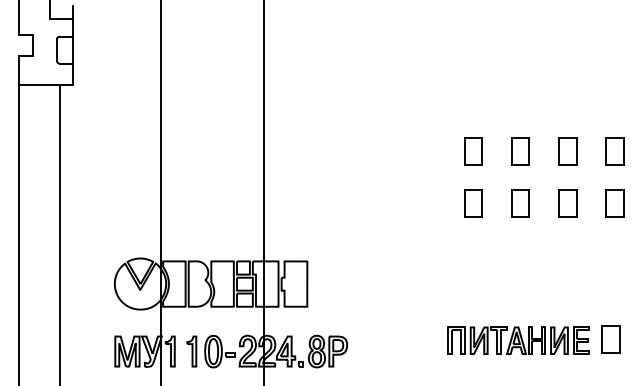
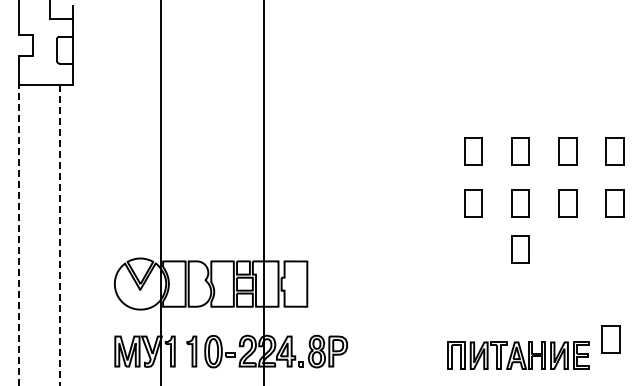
line: solid -> dashed (19, 235)
line: solid -> dashed (59, 235)
part: none -> present (520, 249)
part position: (518, 340) -> (518, 355) (518, 355)
